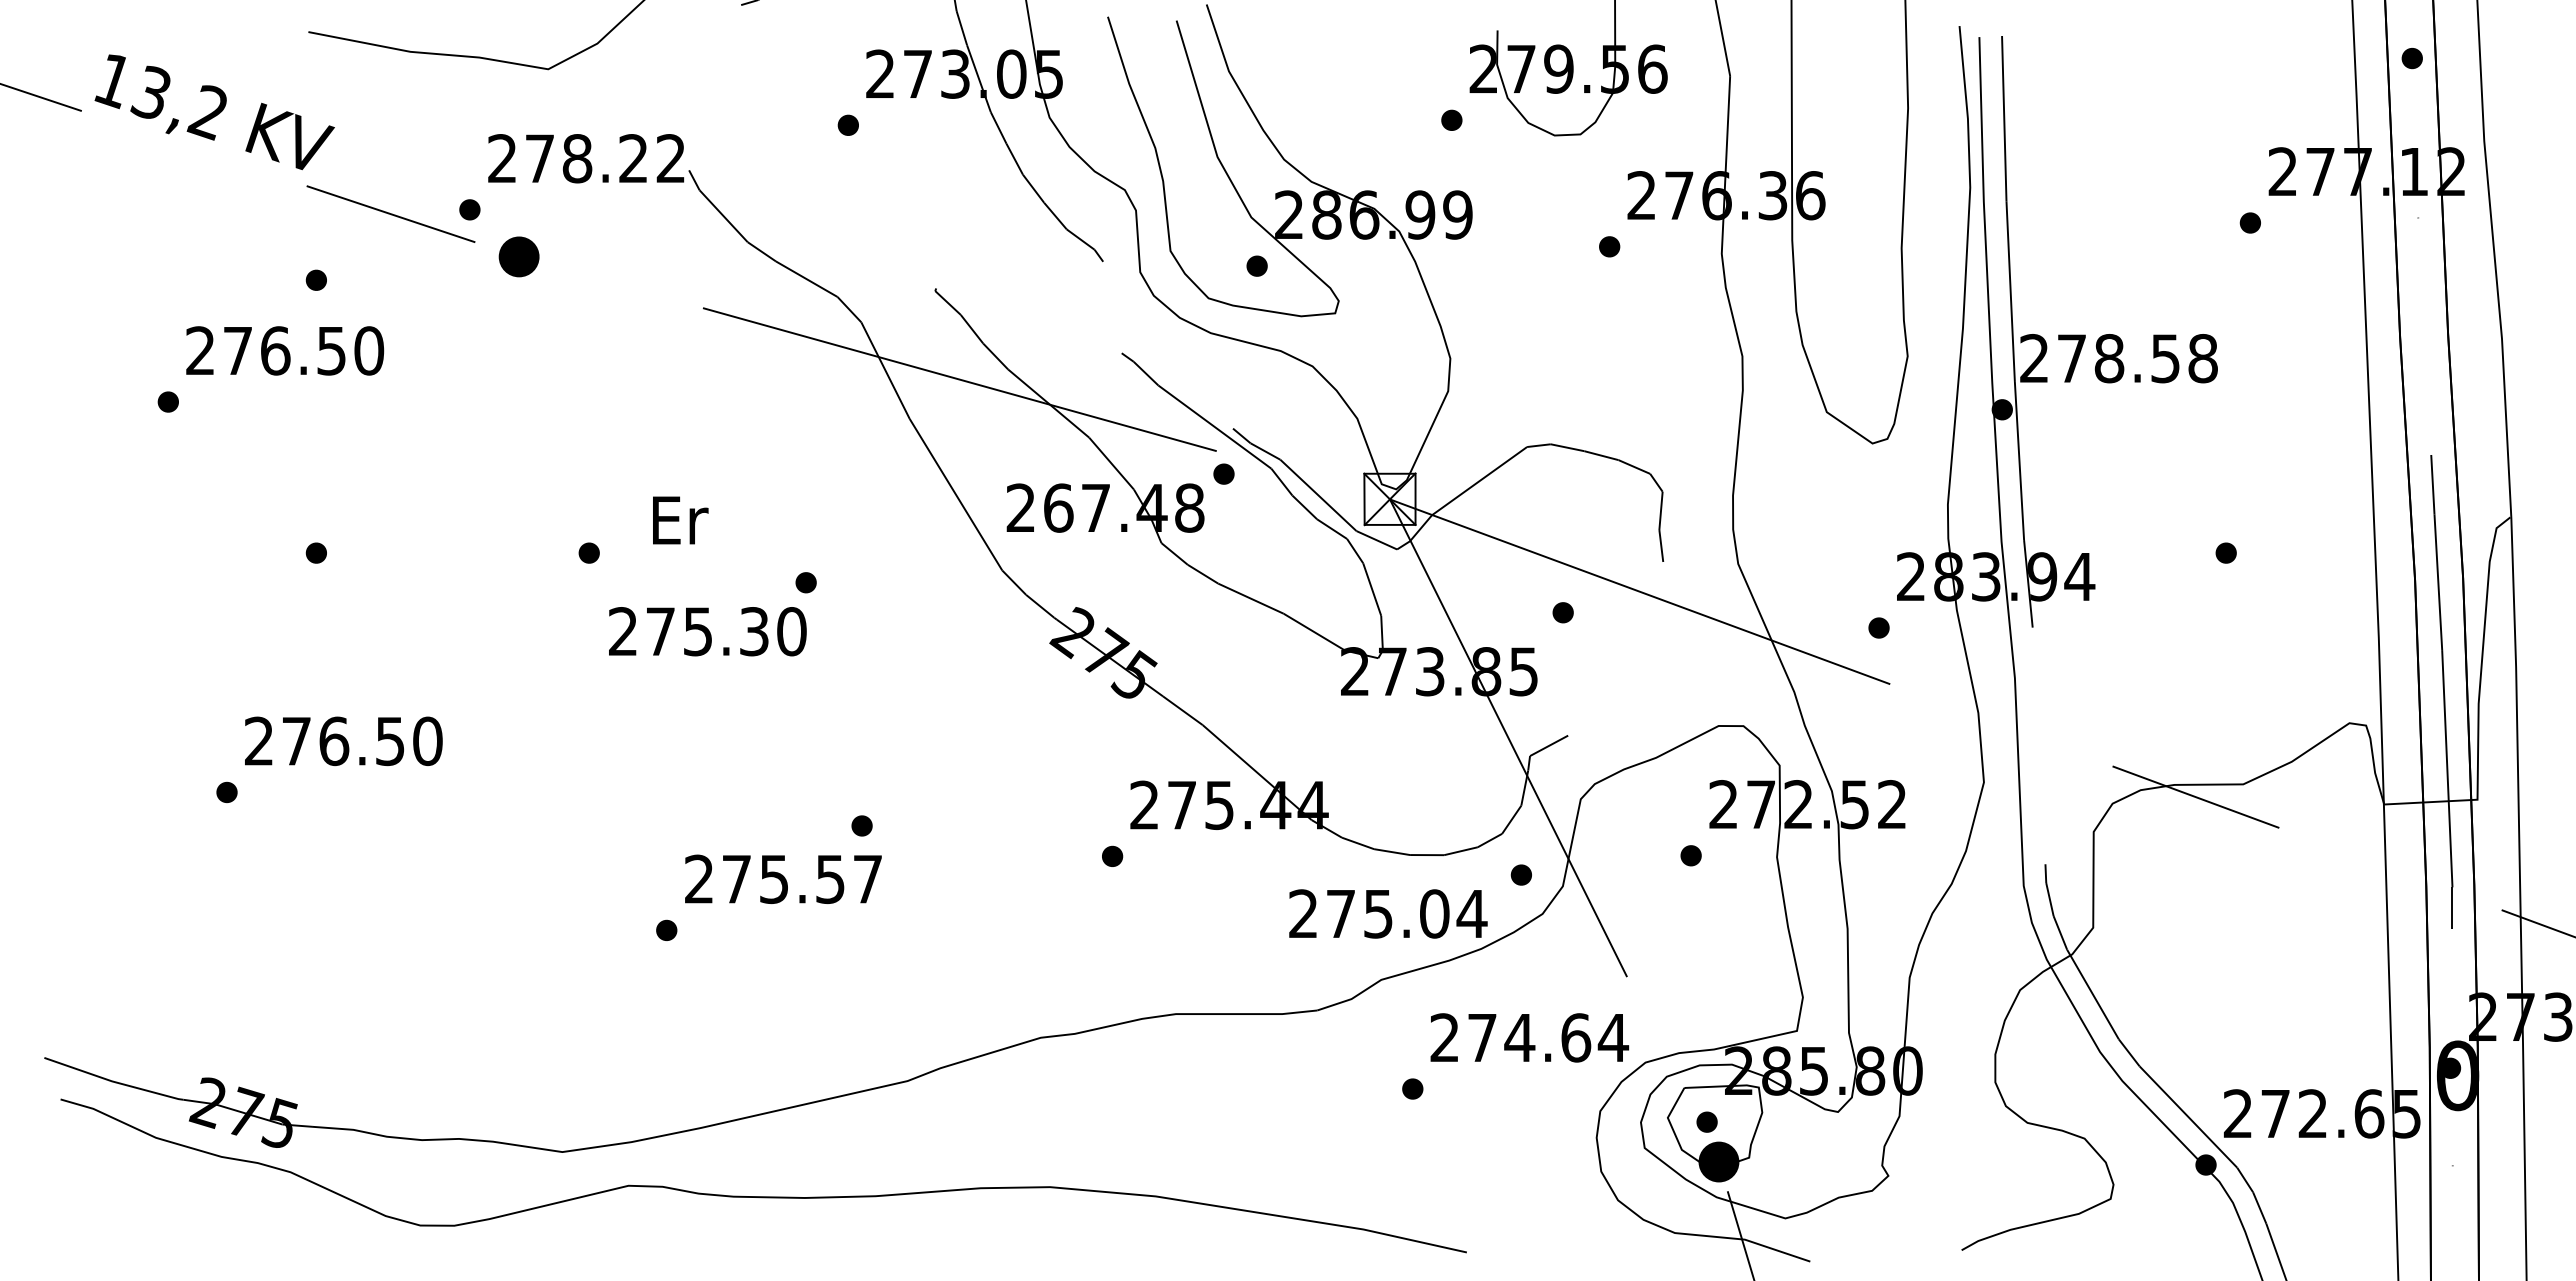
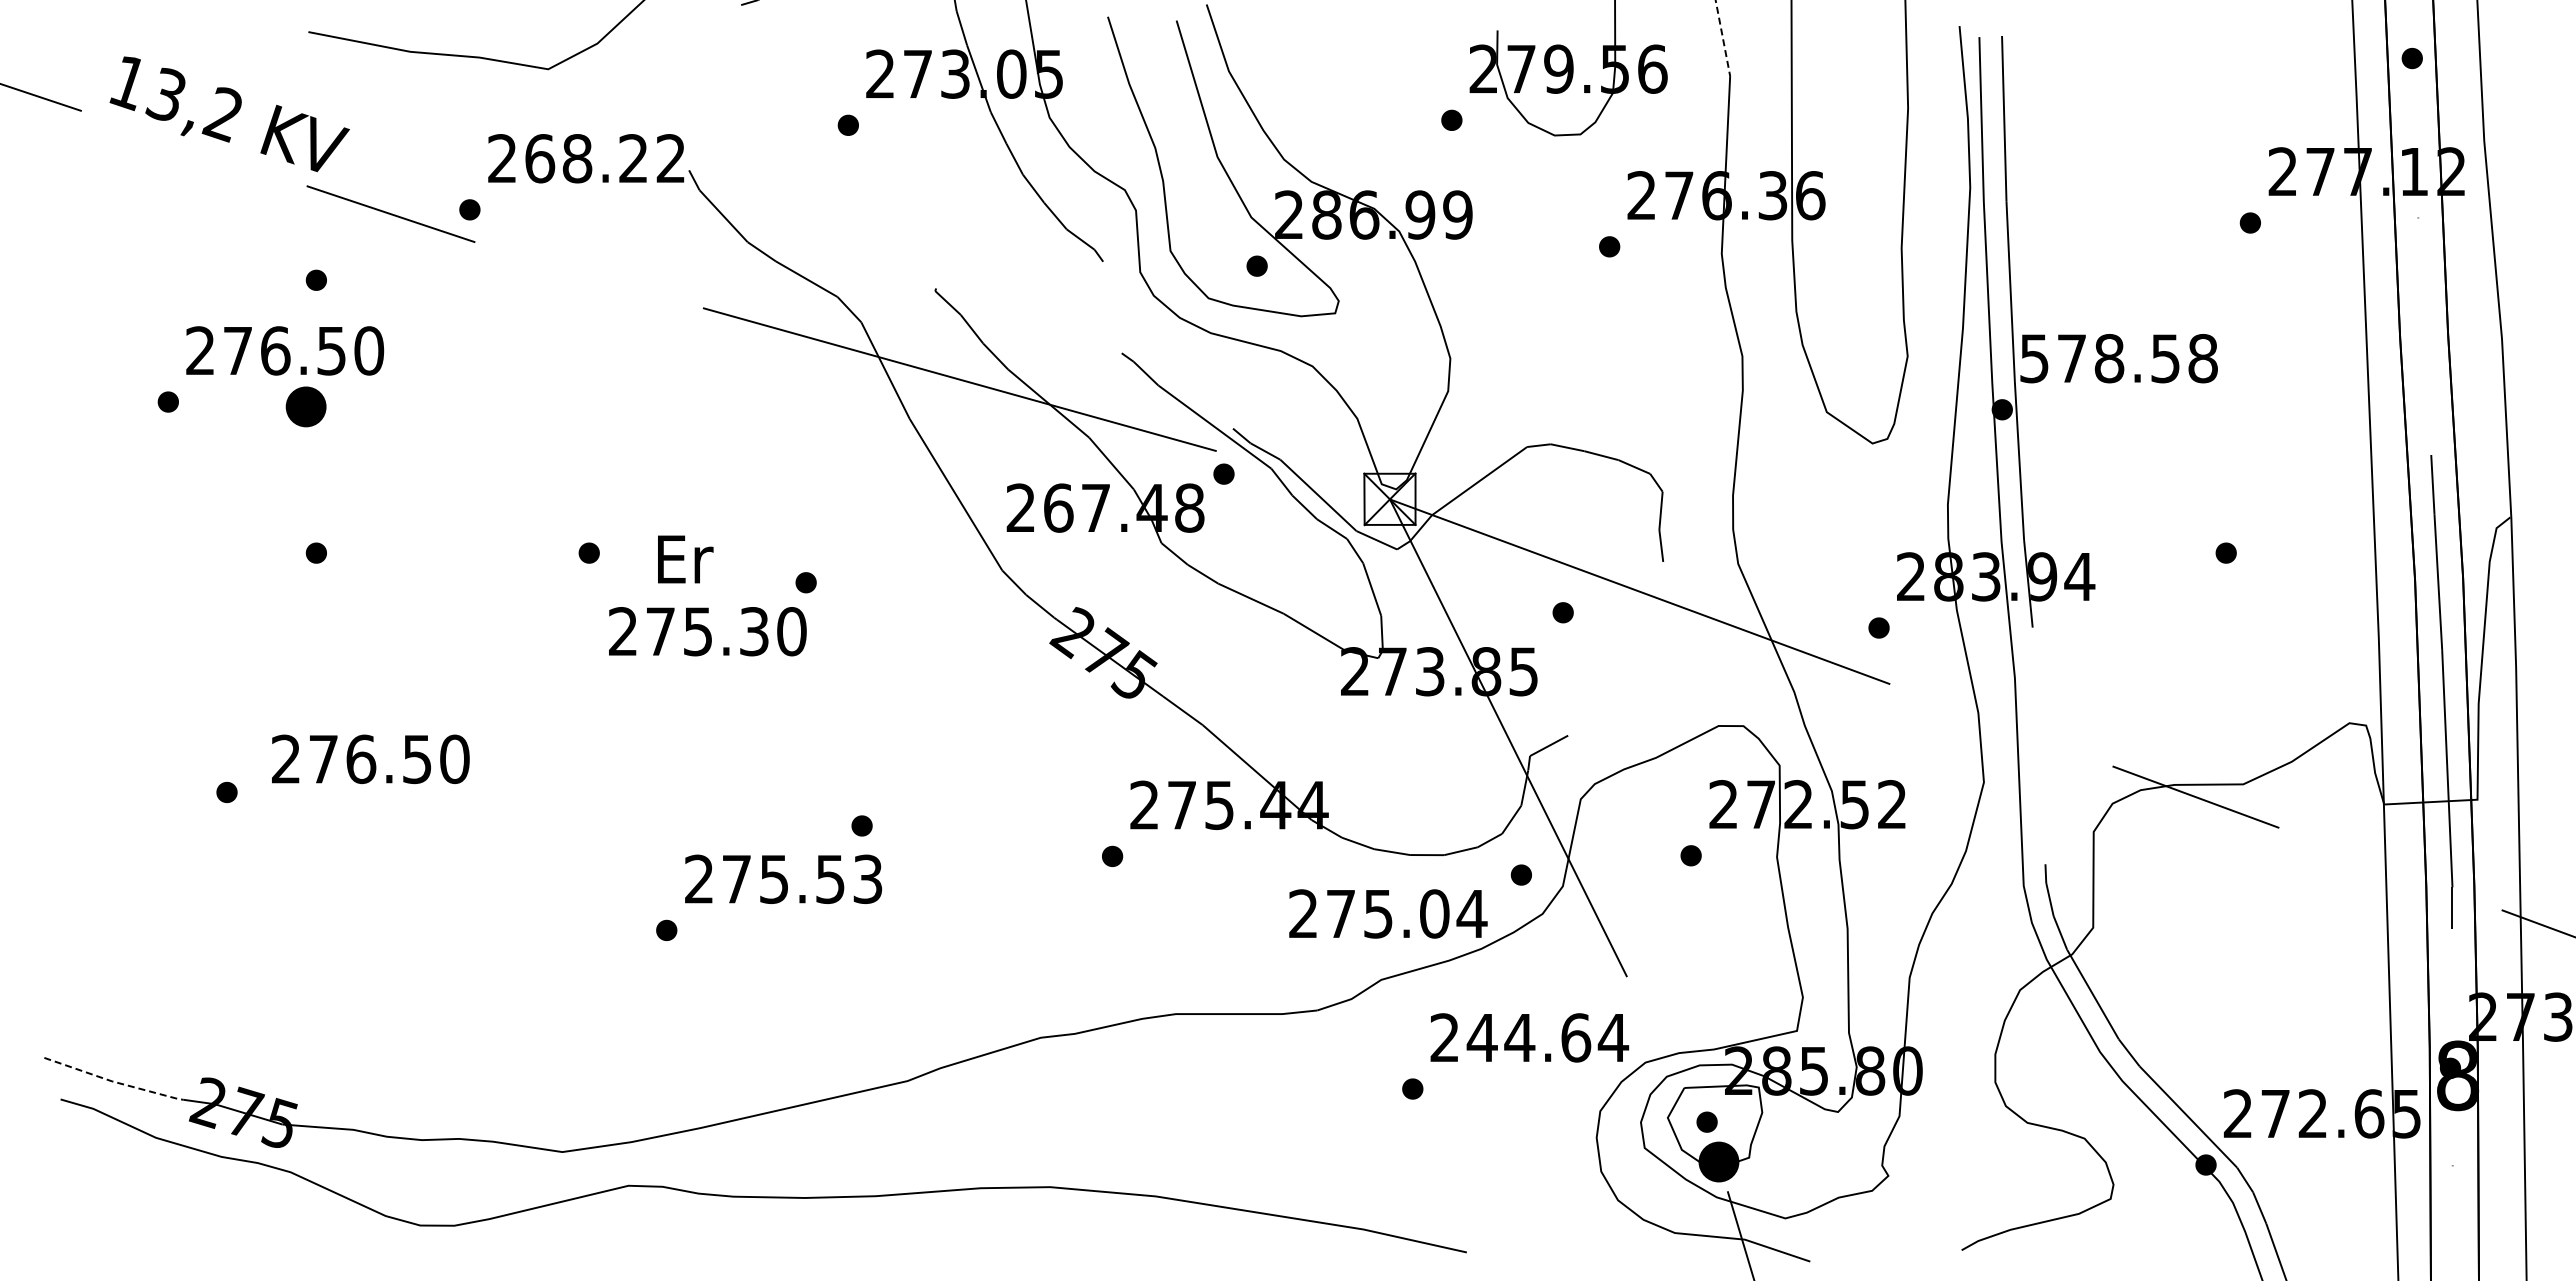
line: solid -> dashed (1723, 38)
text position: (214, 112) -> (229, 114) (229, 114)
text: 278.22 -> 268.22 (540, 158)
part position: (518, 256) -> (305, 406) (305, 406)
text: 278.58 -> 578.58 (2034, 358)
text position: (680, 520) -> (685, 559) (685, 559)
text position: (343, 741) -> (370, 759) (370, 759)
text: 275.57 -> 275.53 (867, 879)
text: 274.64 -> 244.64 (1481, 1037)
text: 0 -> 8 (2457, 1075)
line: solid -> dashed (113, 1081)
